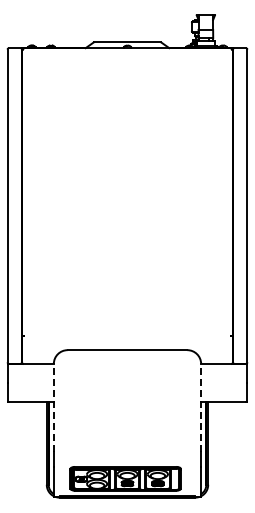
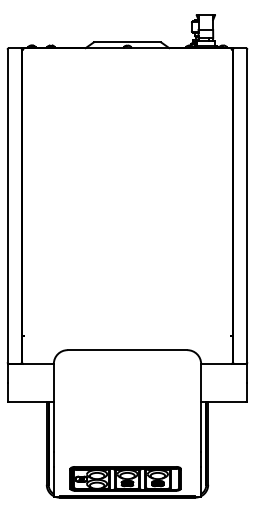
line: dashed -> solid (53, 407)
line: dashed -> solid (201, 407)
